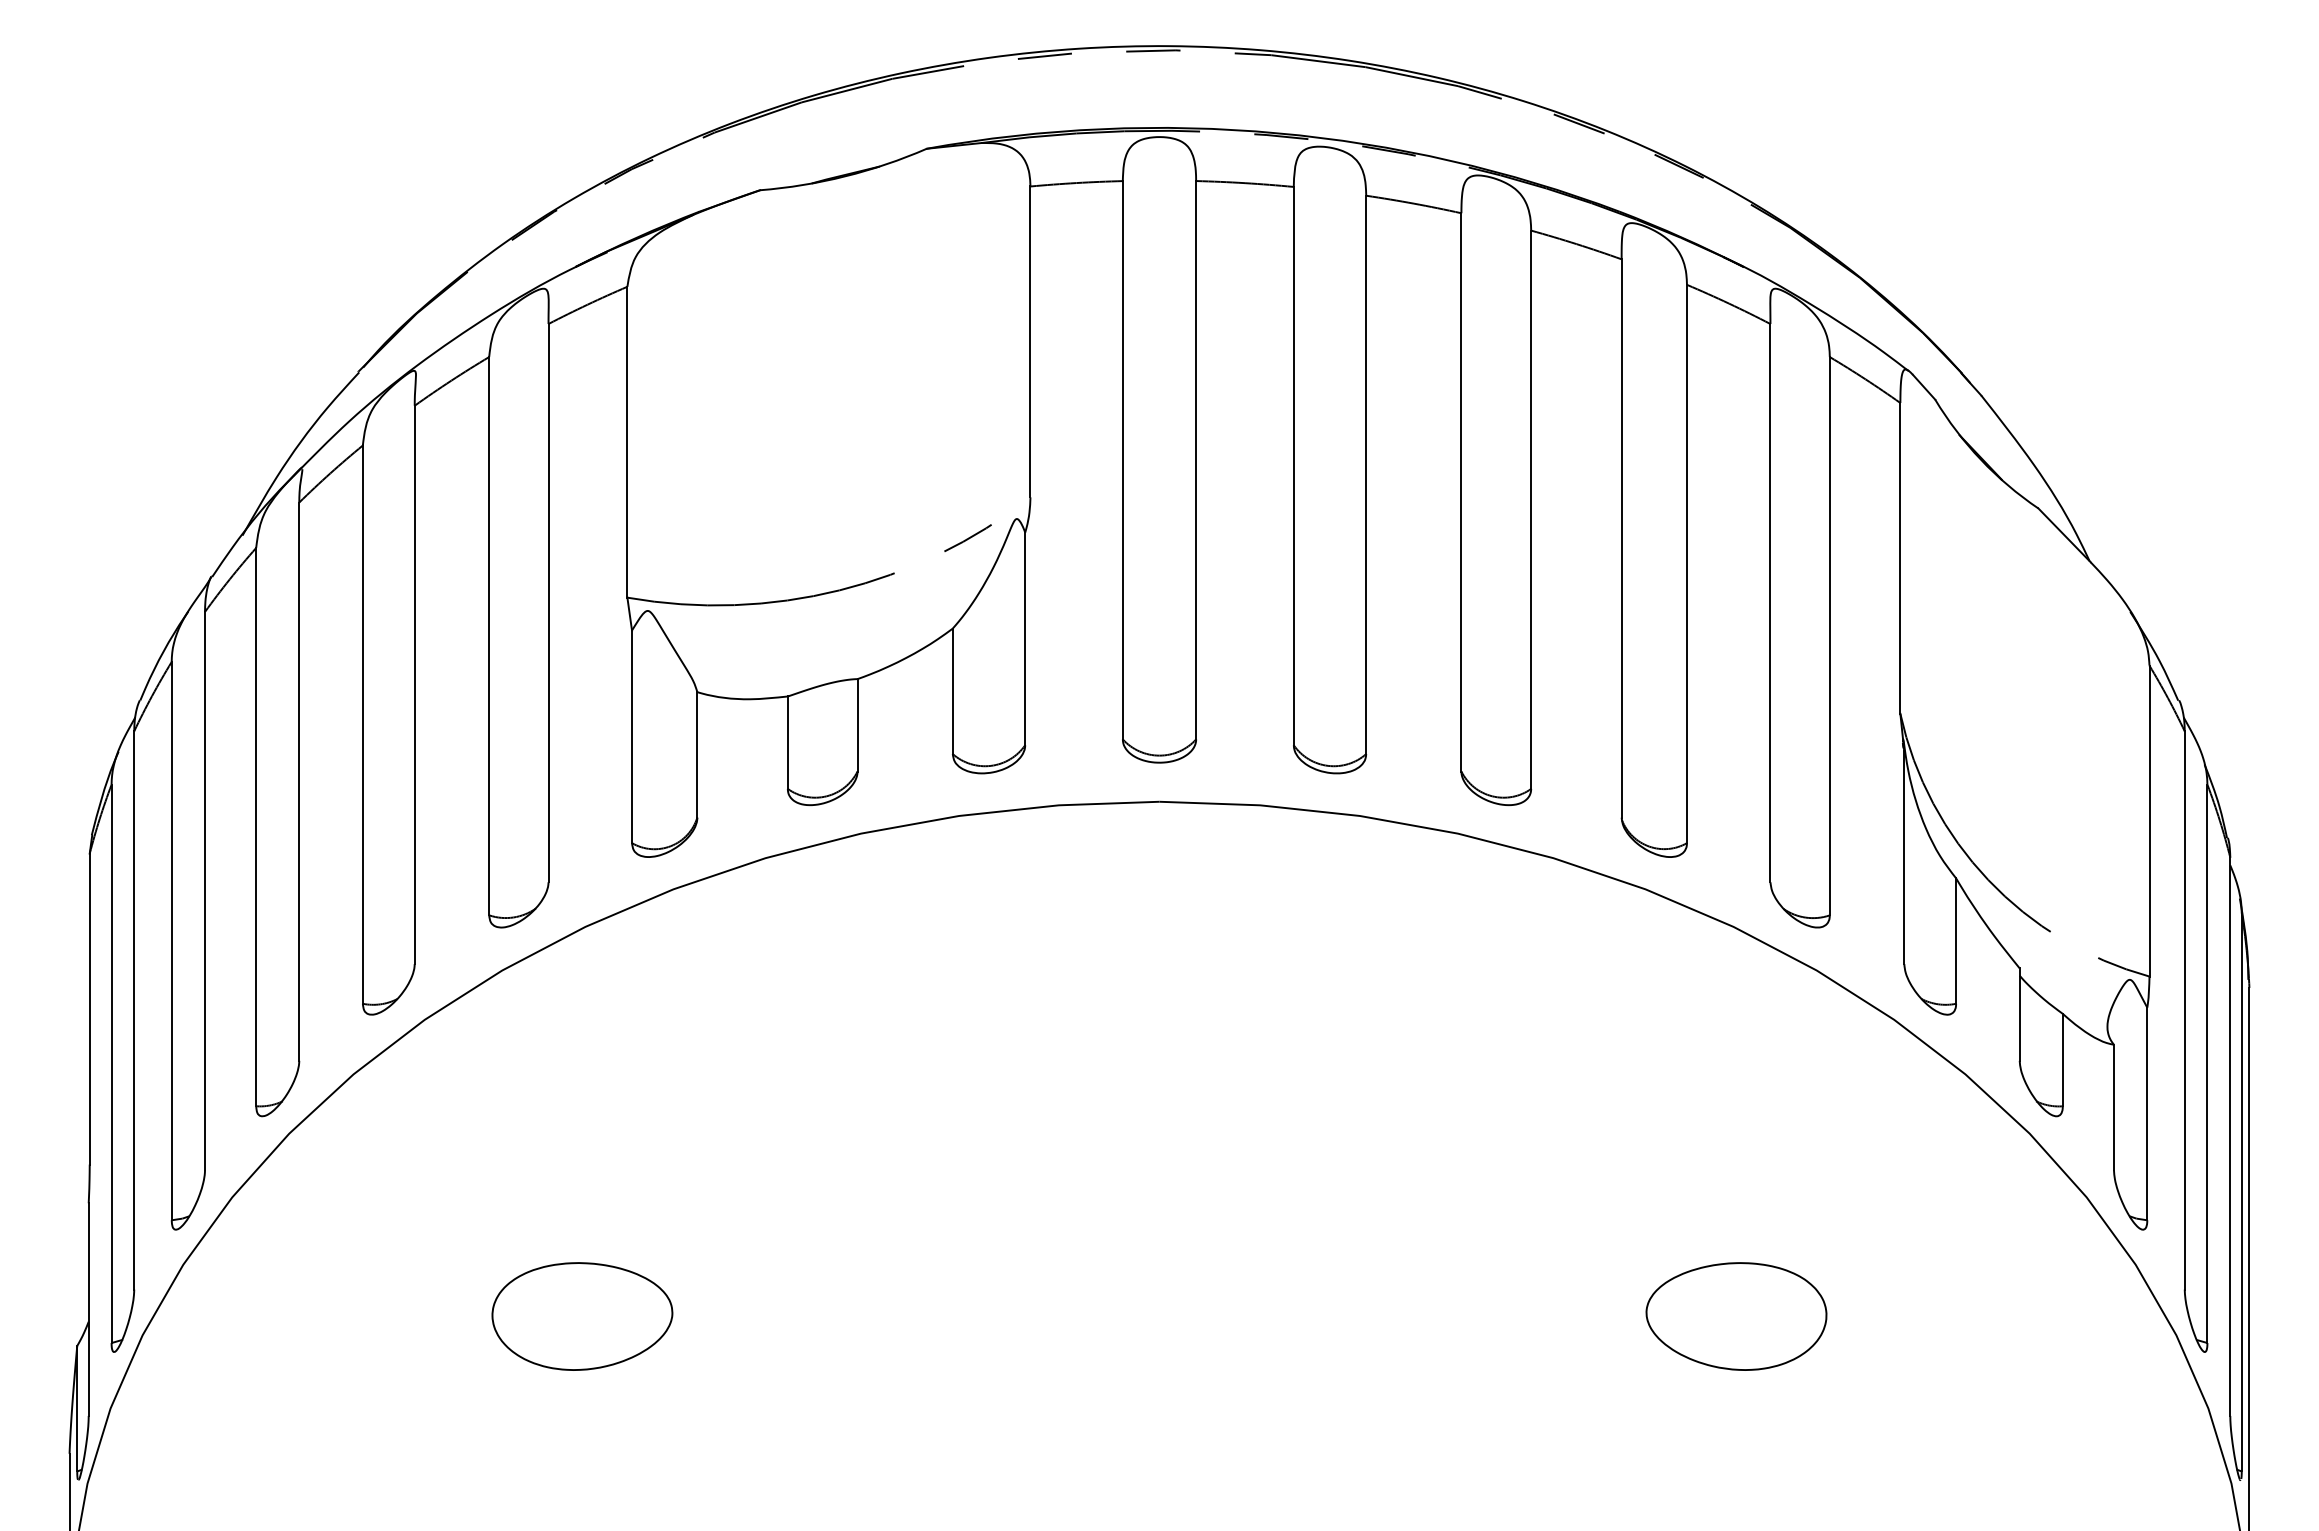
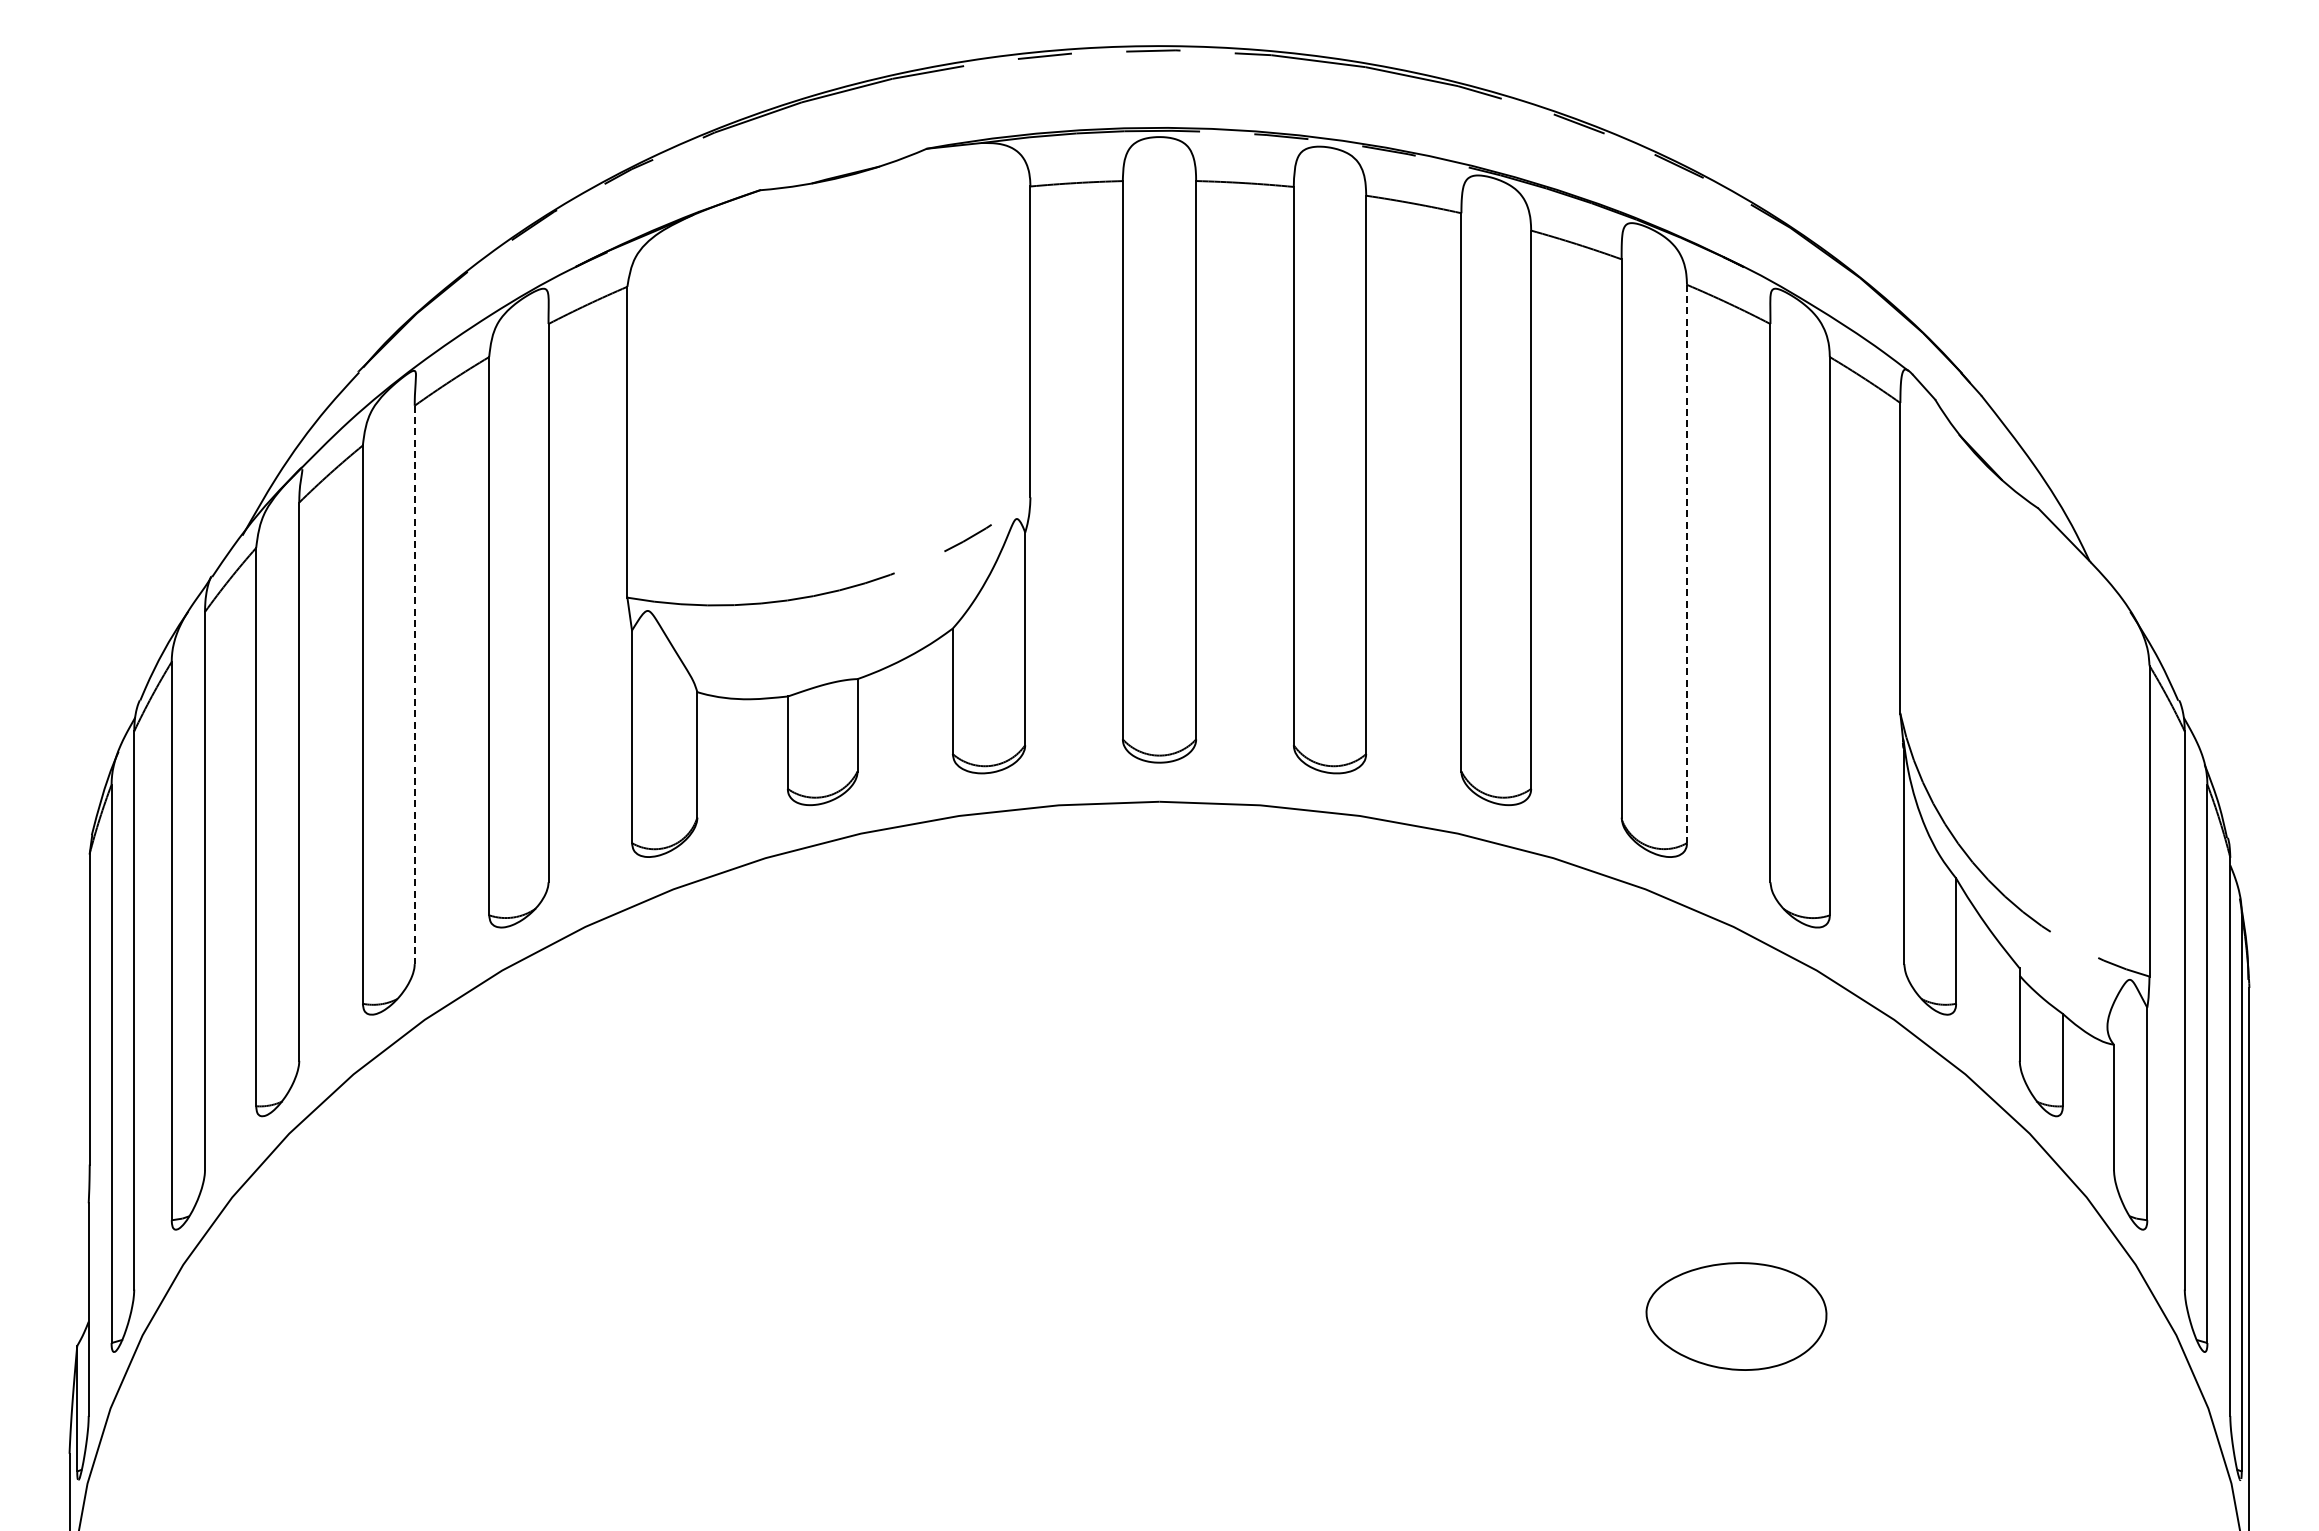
line: solid -> dashed (1686, 564)
line: solid -> dashed (414, 685)
part: present -> none (582, 1316)
